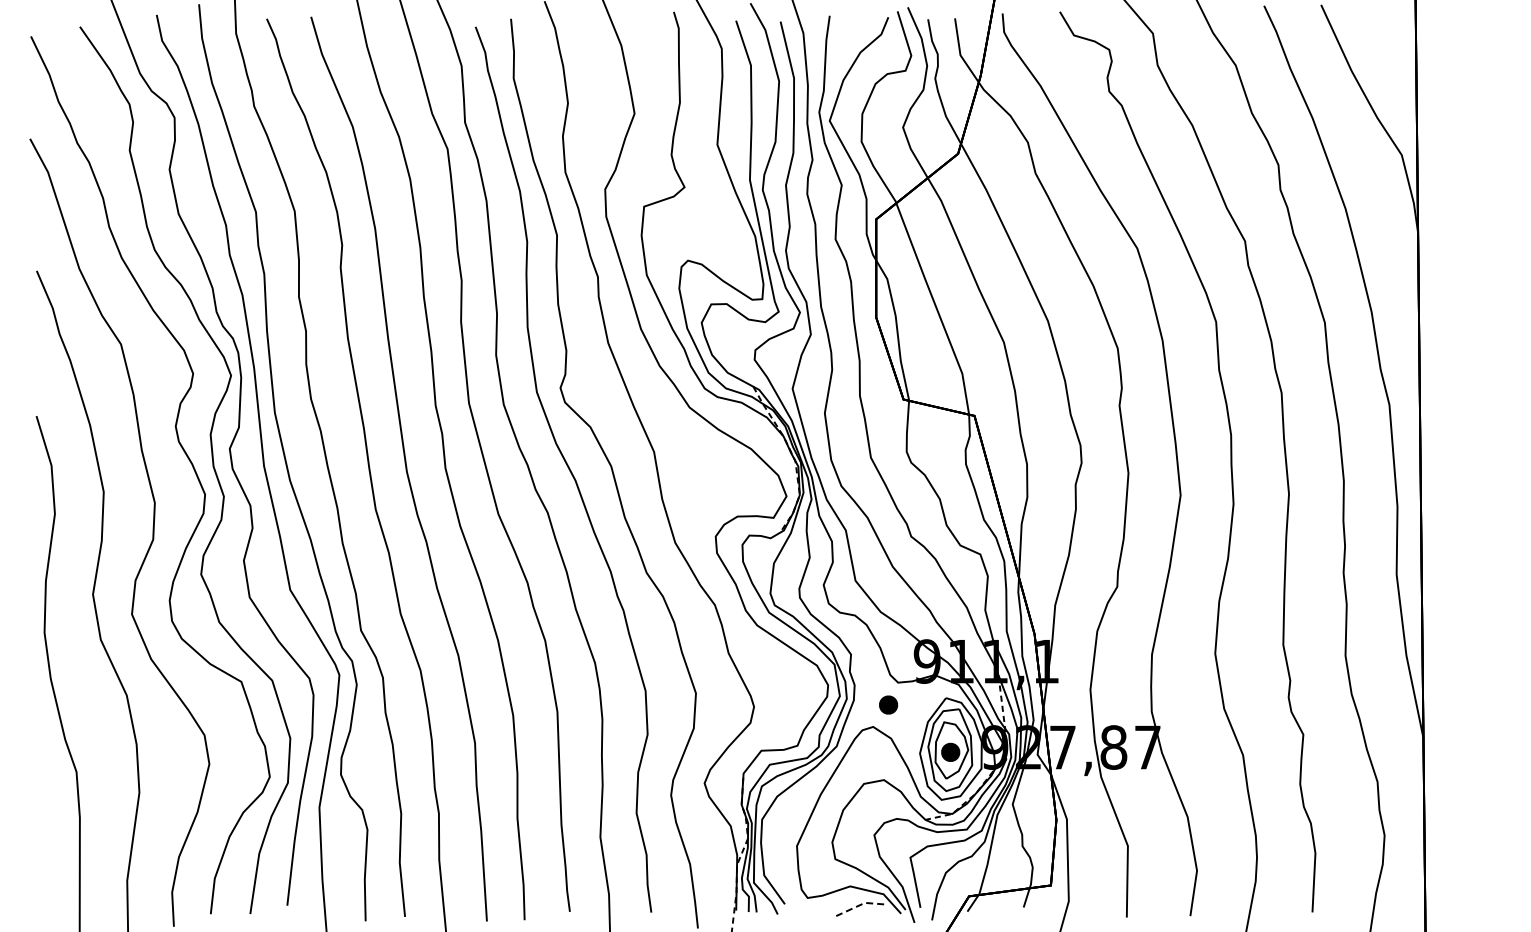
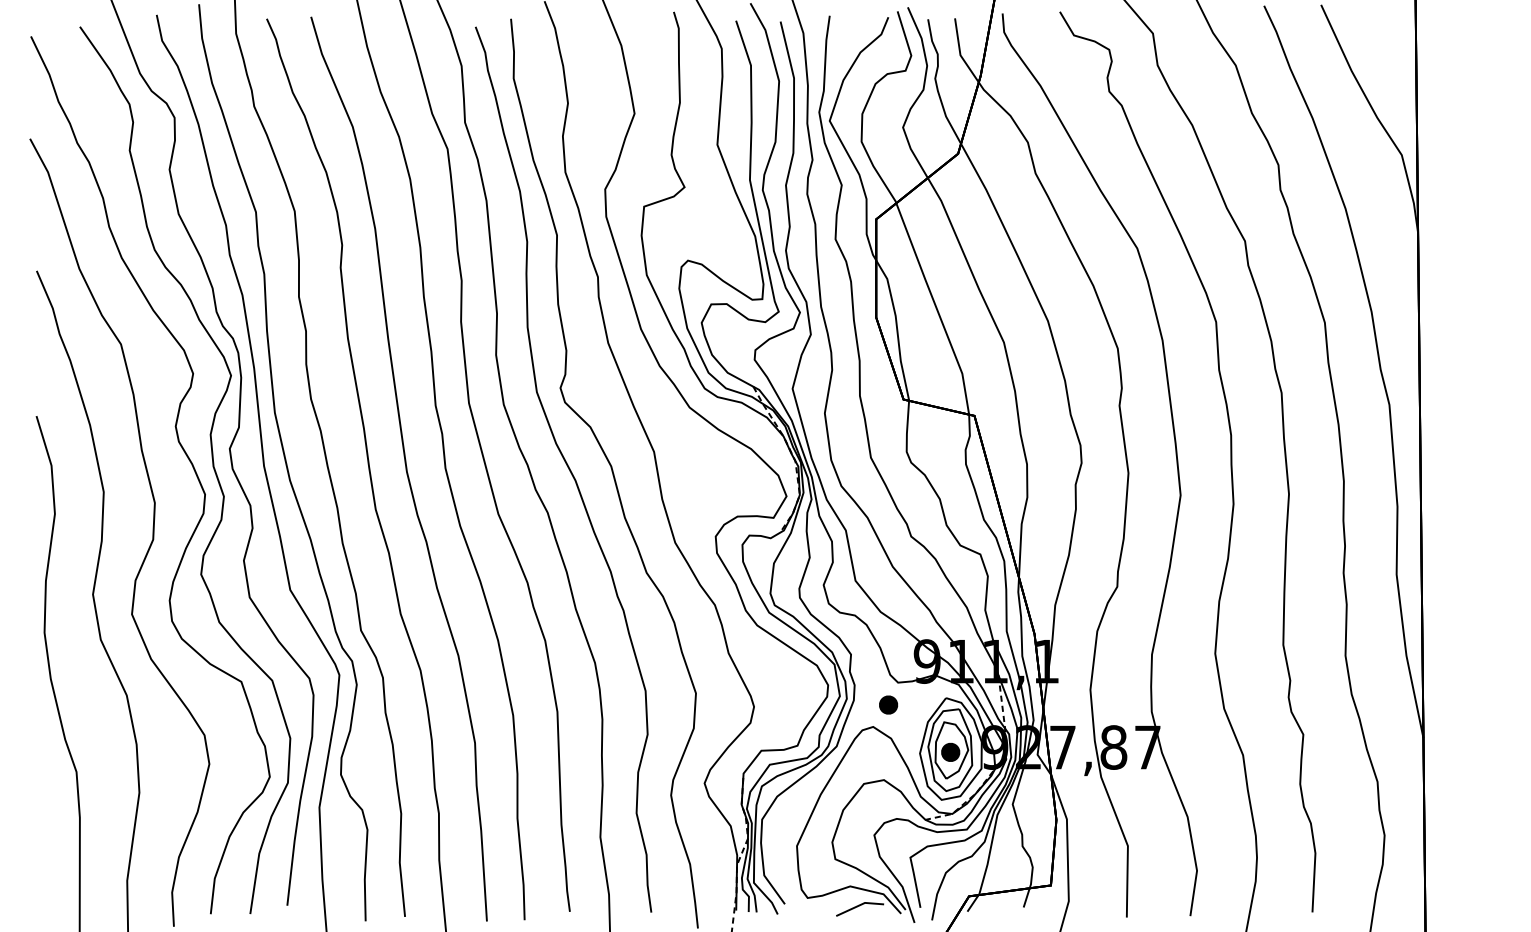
line: dashed -> solid (859, 905)
